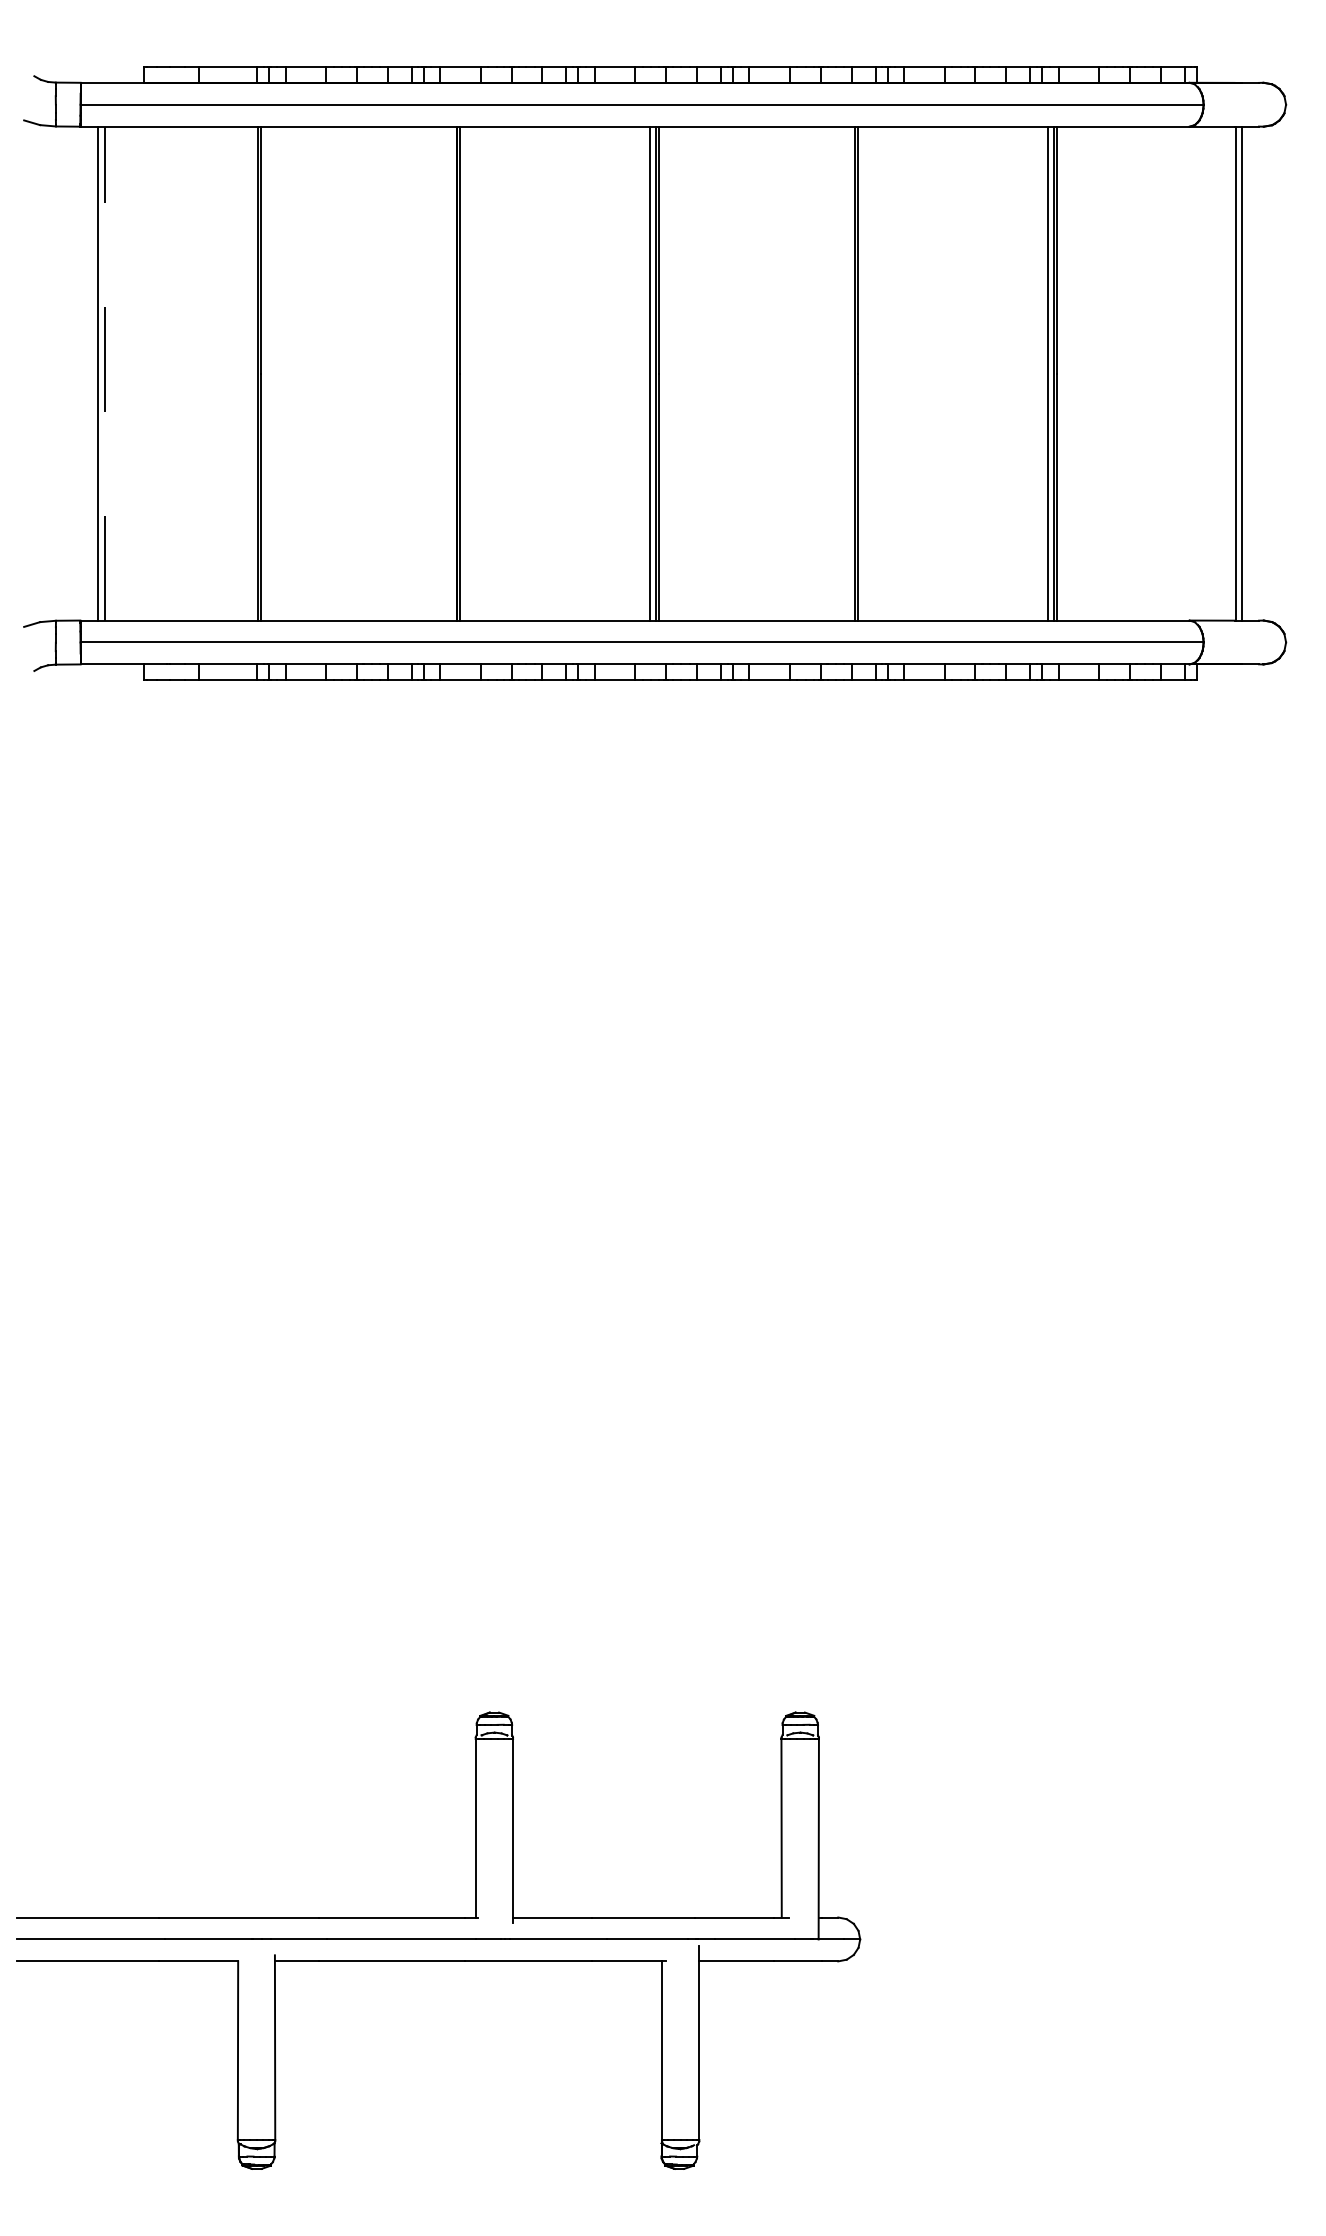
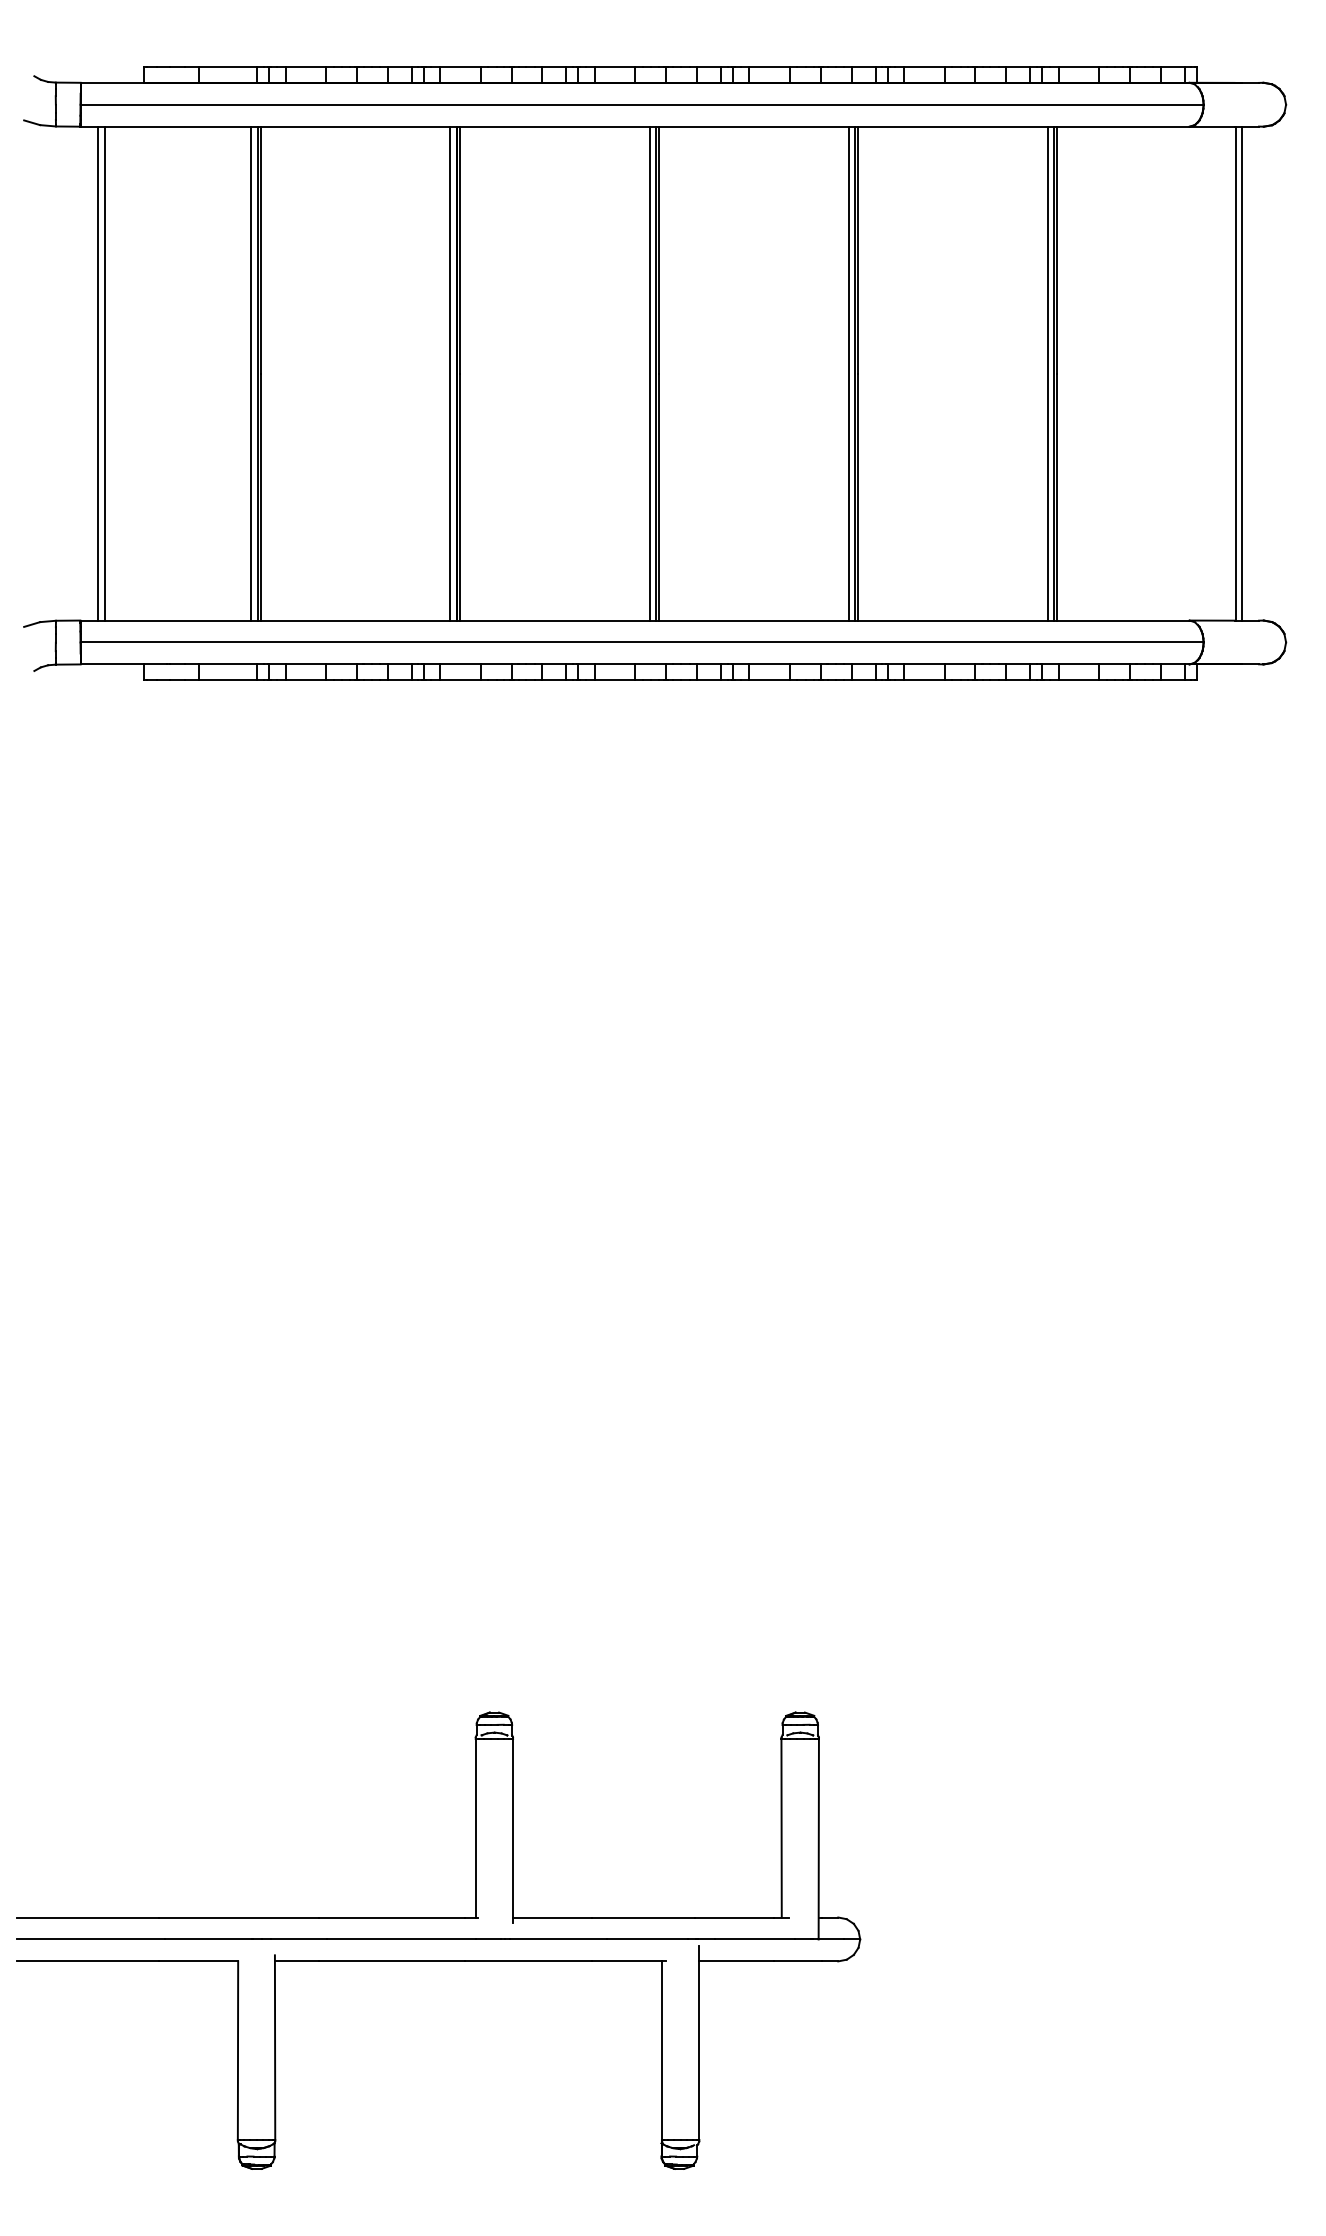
line: dashed -> solid (104, 373)
line: none -> present (251, 373)
line: none -> present (450, 373)
line: none -> present (848, 373)
